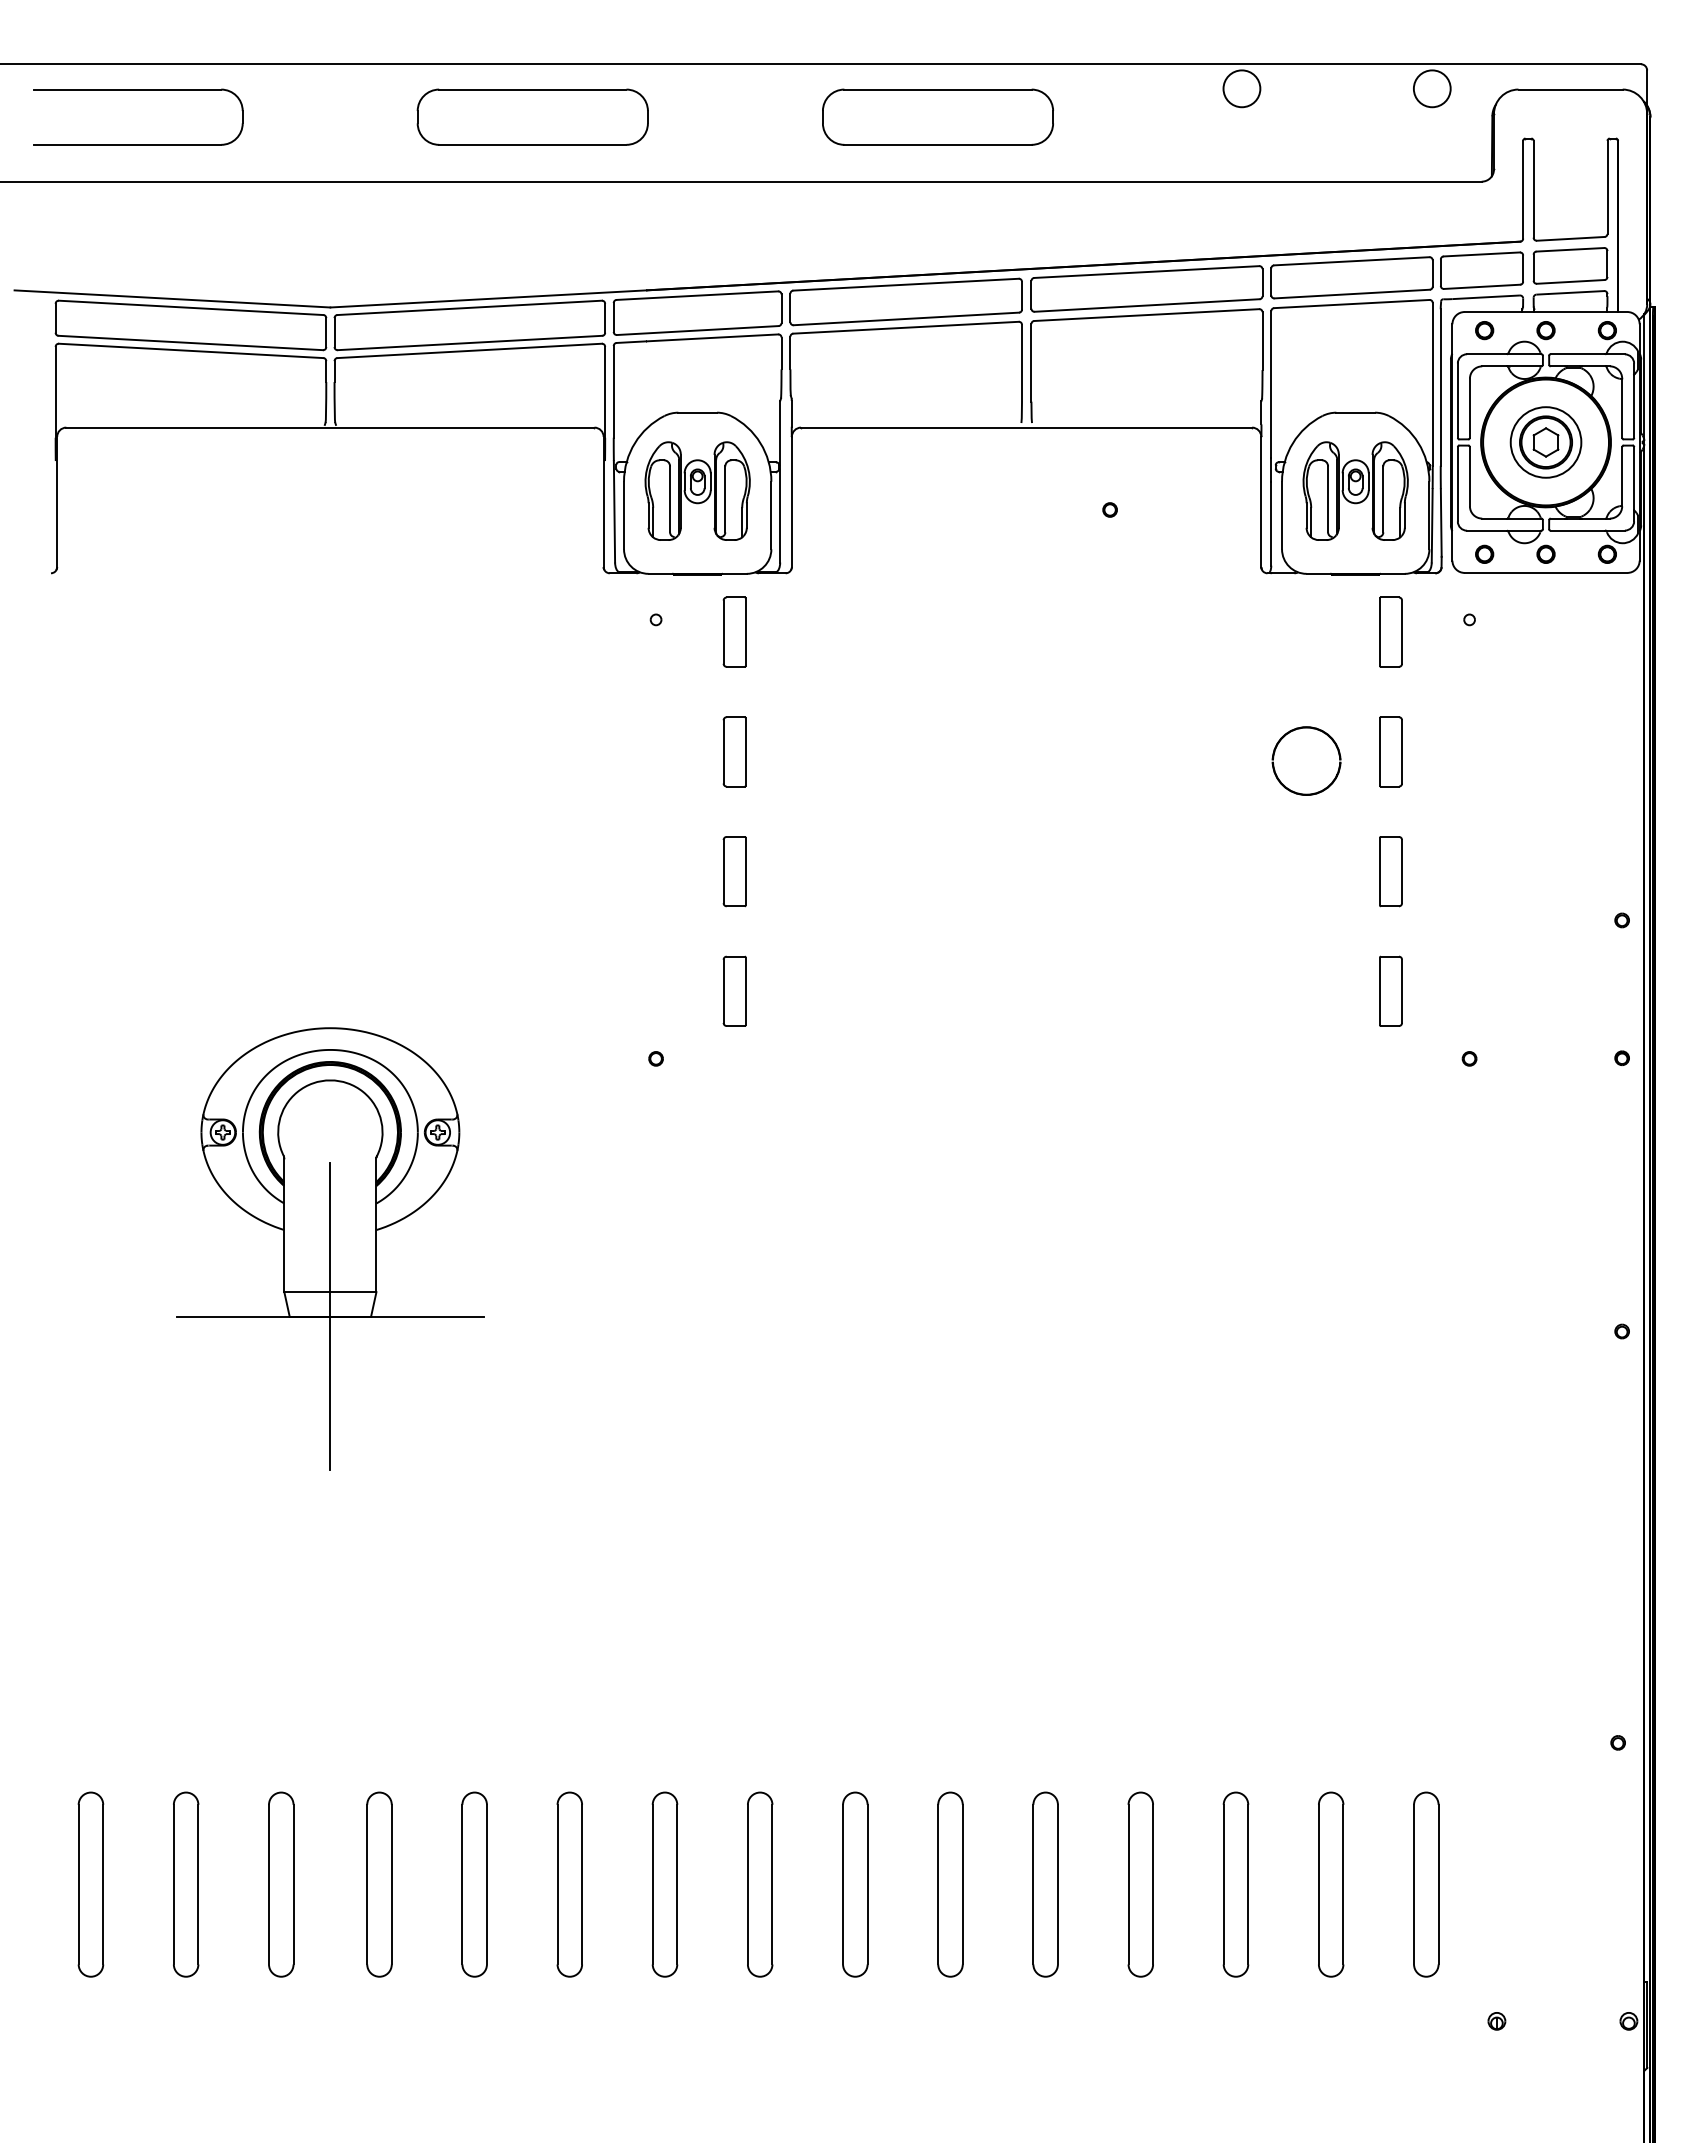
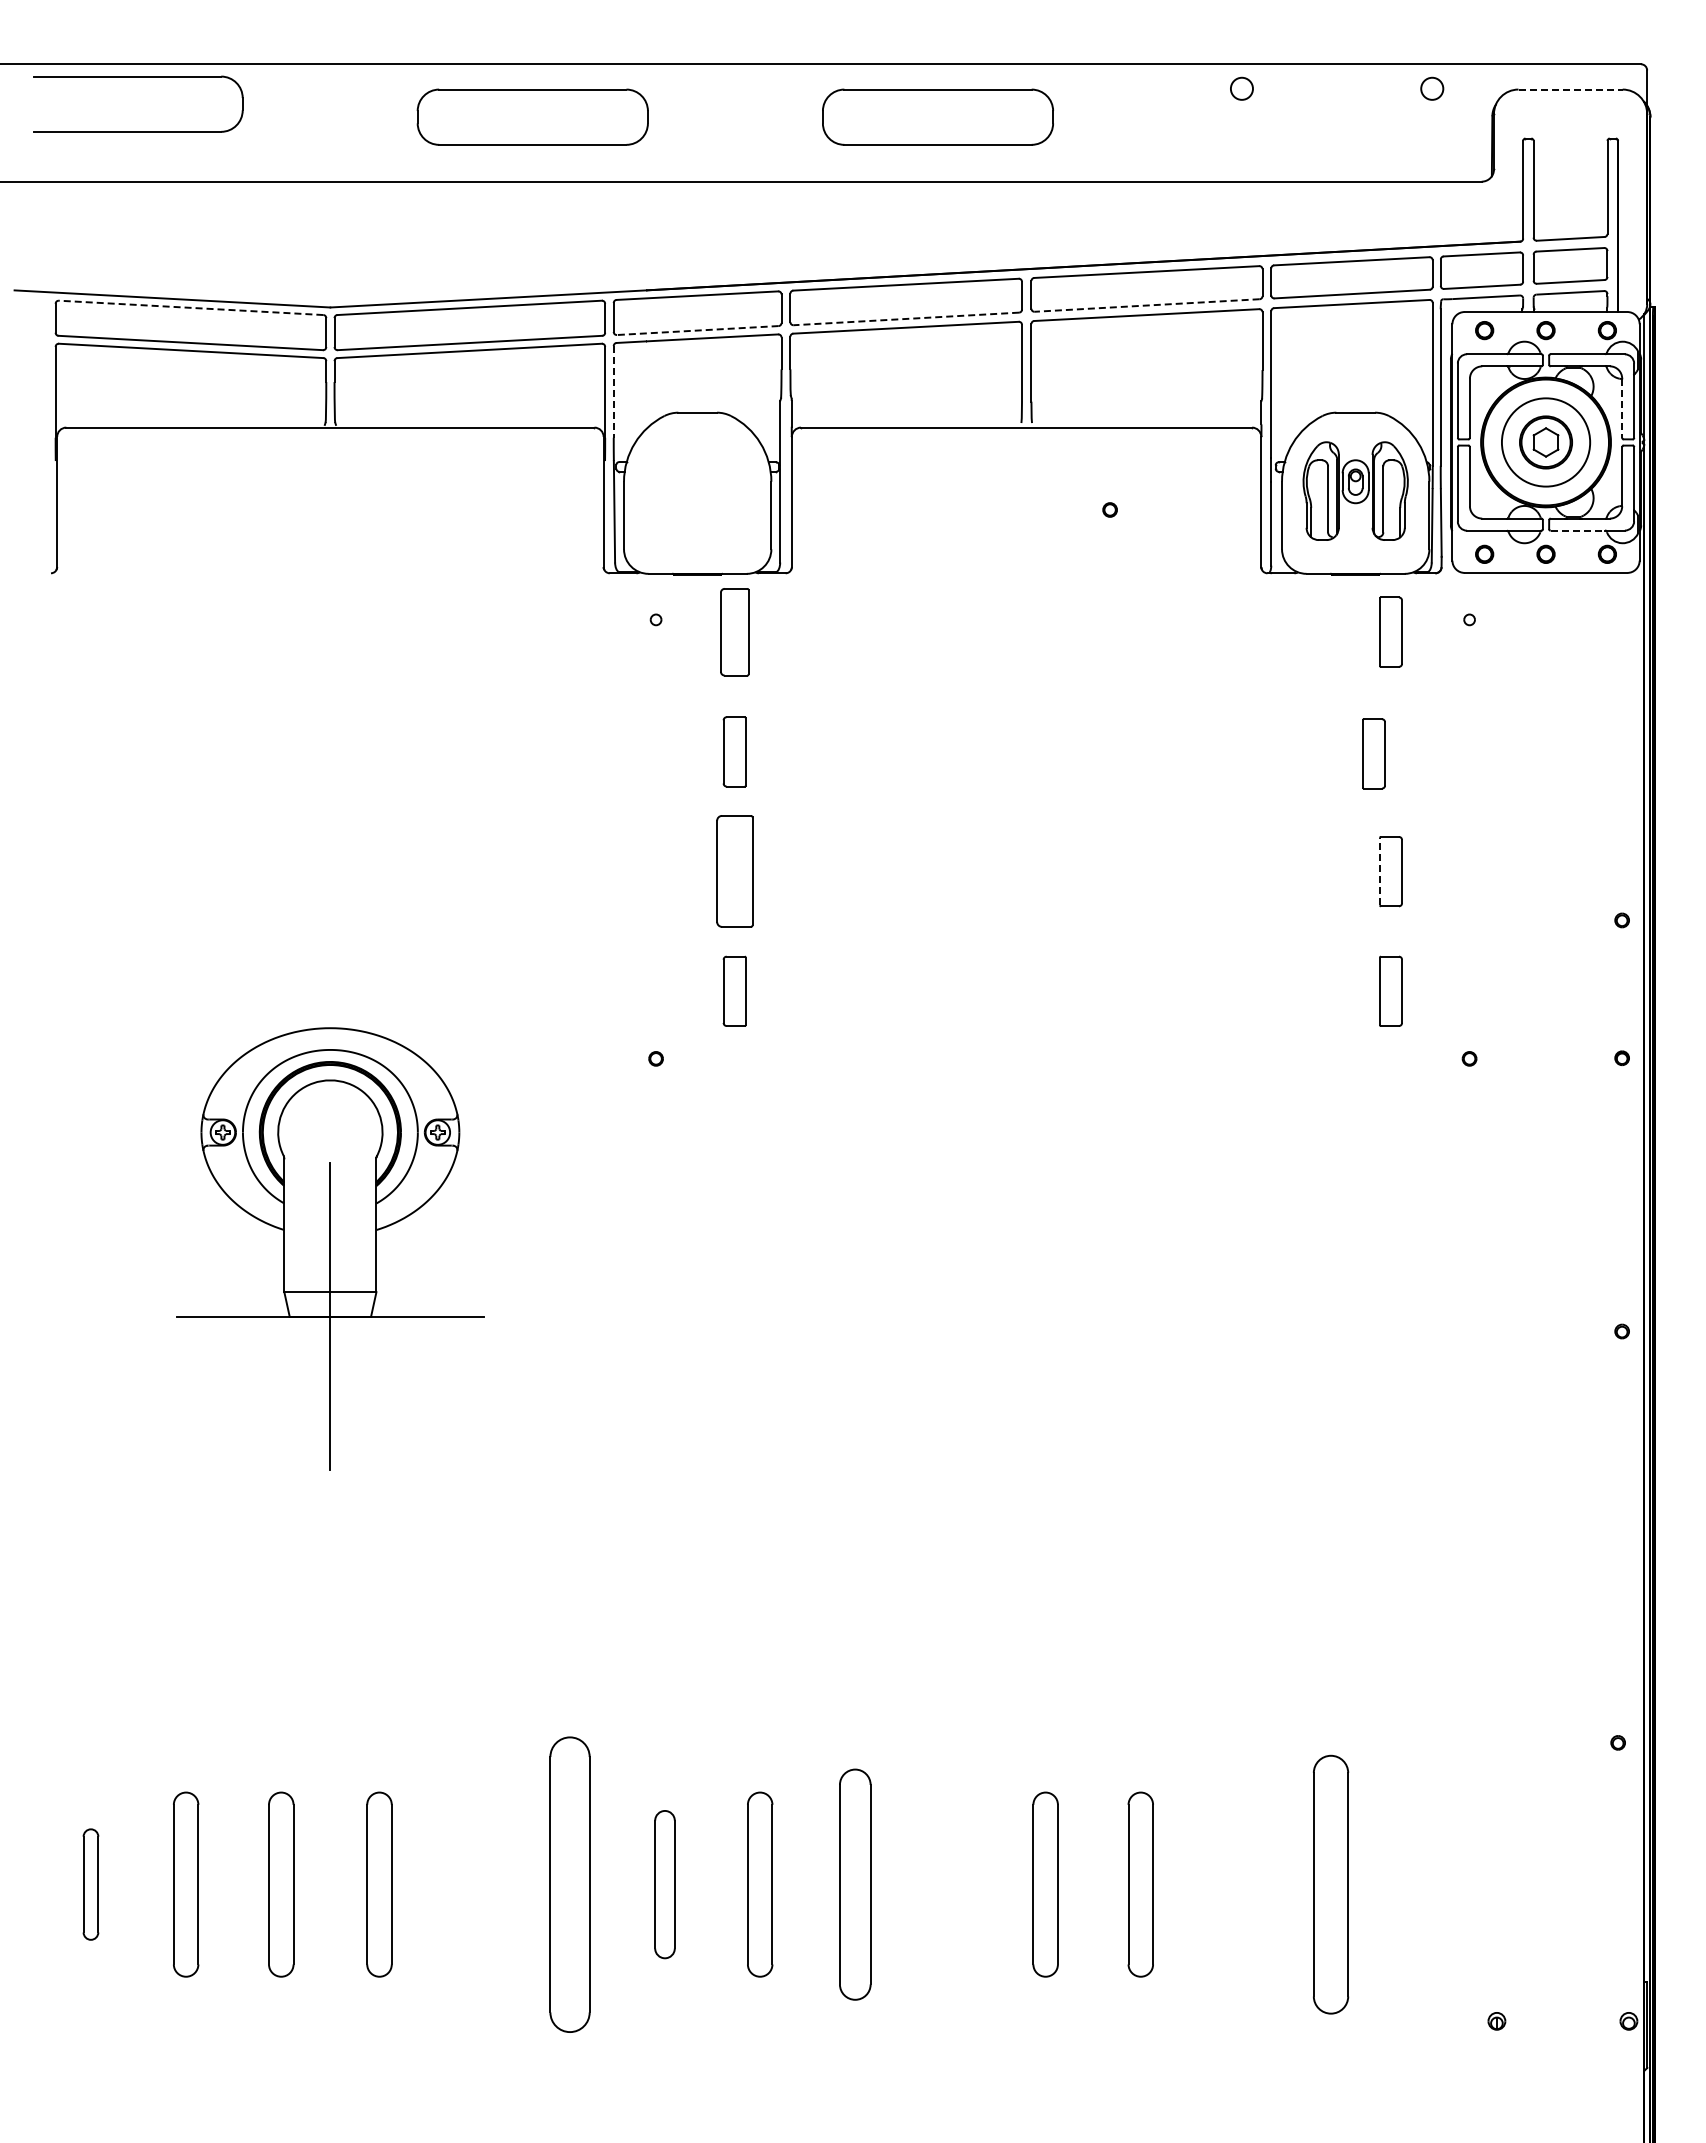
circle diameter: 37 px -> 22 px (1241, 88)
circle diameter: 37 px -> 22 px (1432, 88)
line: solid -> dashed (1571, 89)
part position: (138, 90) -> (138, 77) (138, 77)
line: solid -> dashed (1147, 305)
line: solid -> dashed (190, 307)
line: solid -> dashed (906, 318)
line: solid -> dashed (697, 330)
line: solid -> dashed (613, 391)
line: solid -> dashed (1622, 408)
circle diameter: 71 px -> 88 px (1545, 442)
part: present -> none (697, 490)
line: solid -> dashed (1578, 530)
part size: 25x72 px -> 30x89 px (734, 632)
part position: (1390, 751) -> (1373, 753) (1373, 753)
part: present -> none (1306, 760)
part size: 25x72 px -> 38x113 px (734, 871)
line: solid -> dashed (1379, 871)
part size: 28x187 px -> 18x113 px (90, 1884)
part: present -> none (474, 1884)
part size: 27x187 px -> 42x297 px (569, 1884)
part size: 28x187 px -> 22x150 px (664, 1884)
part size: 27x187 px -> 33x233 px (855, 1884)
part: present -> none (950, 1884)
part: present -> none (1235, 1884)
part size: 27x187 px -> 37x261 px (1331, 1884)
part: present -> none (1426, 1884)
